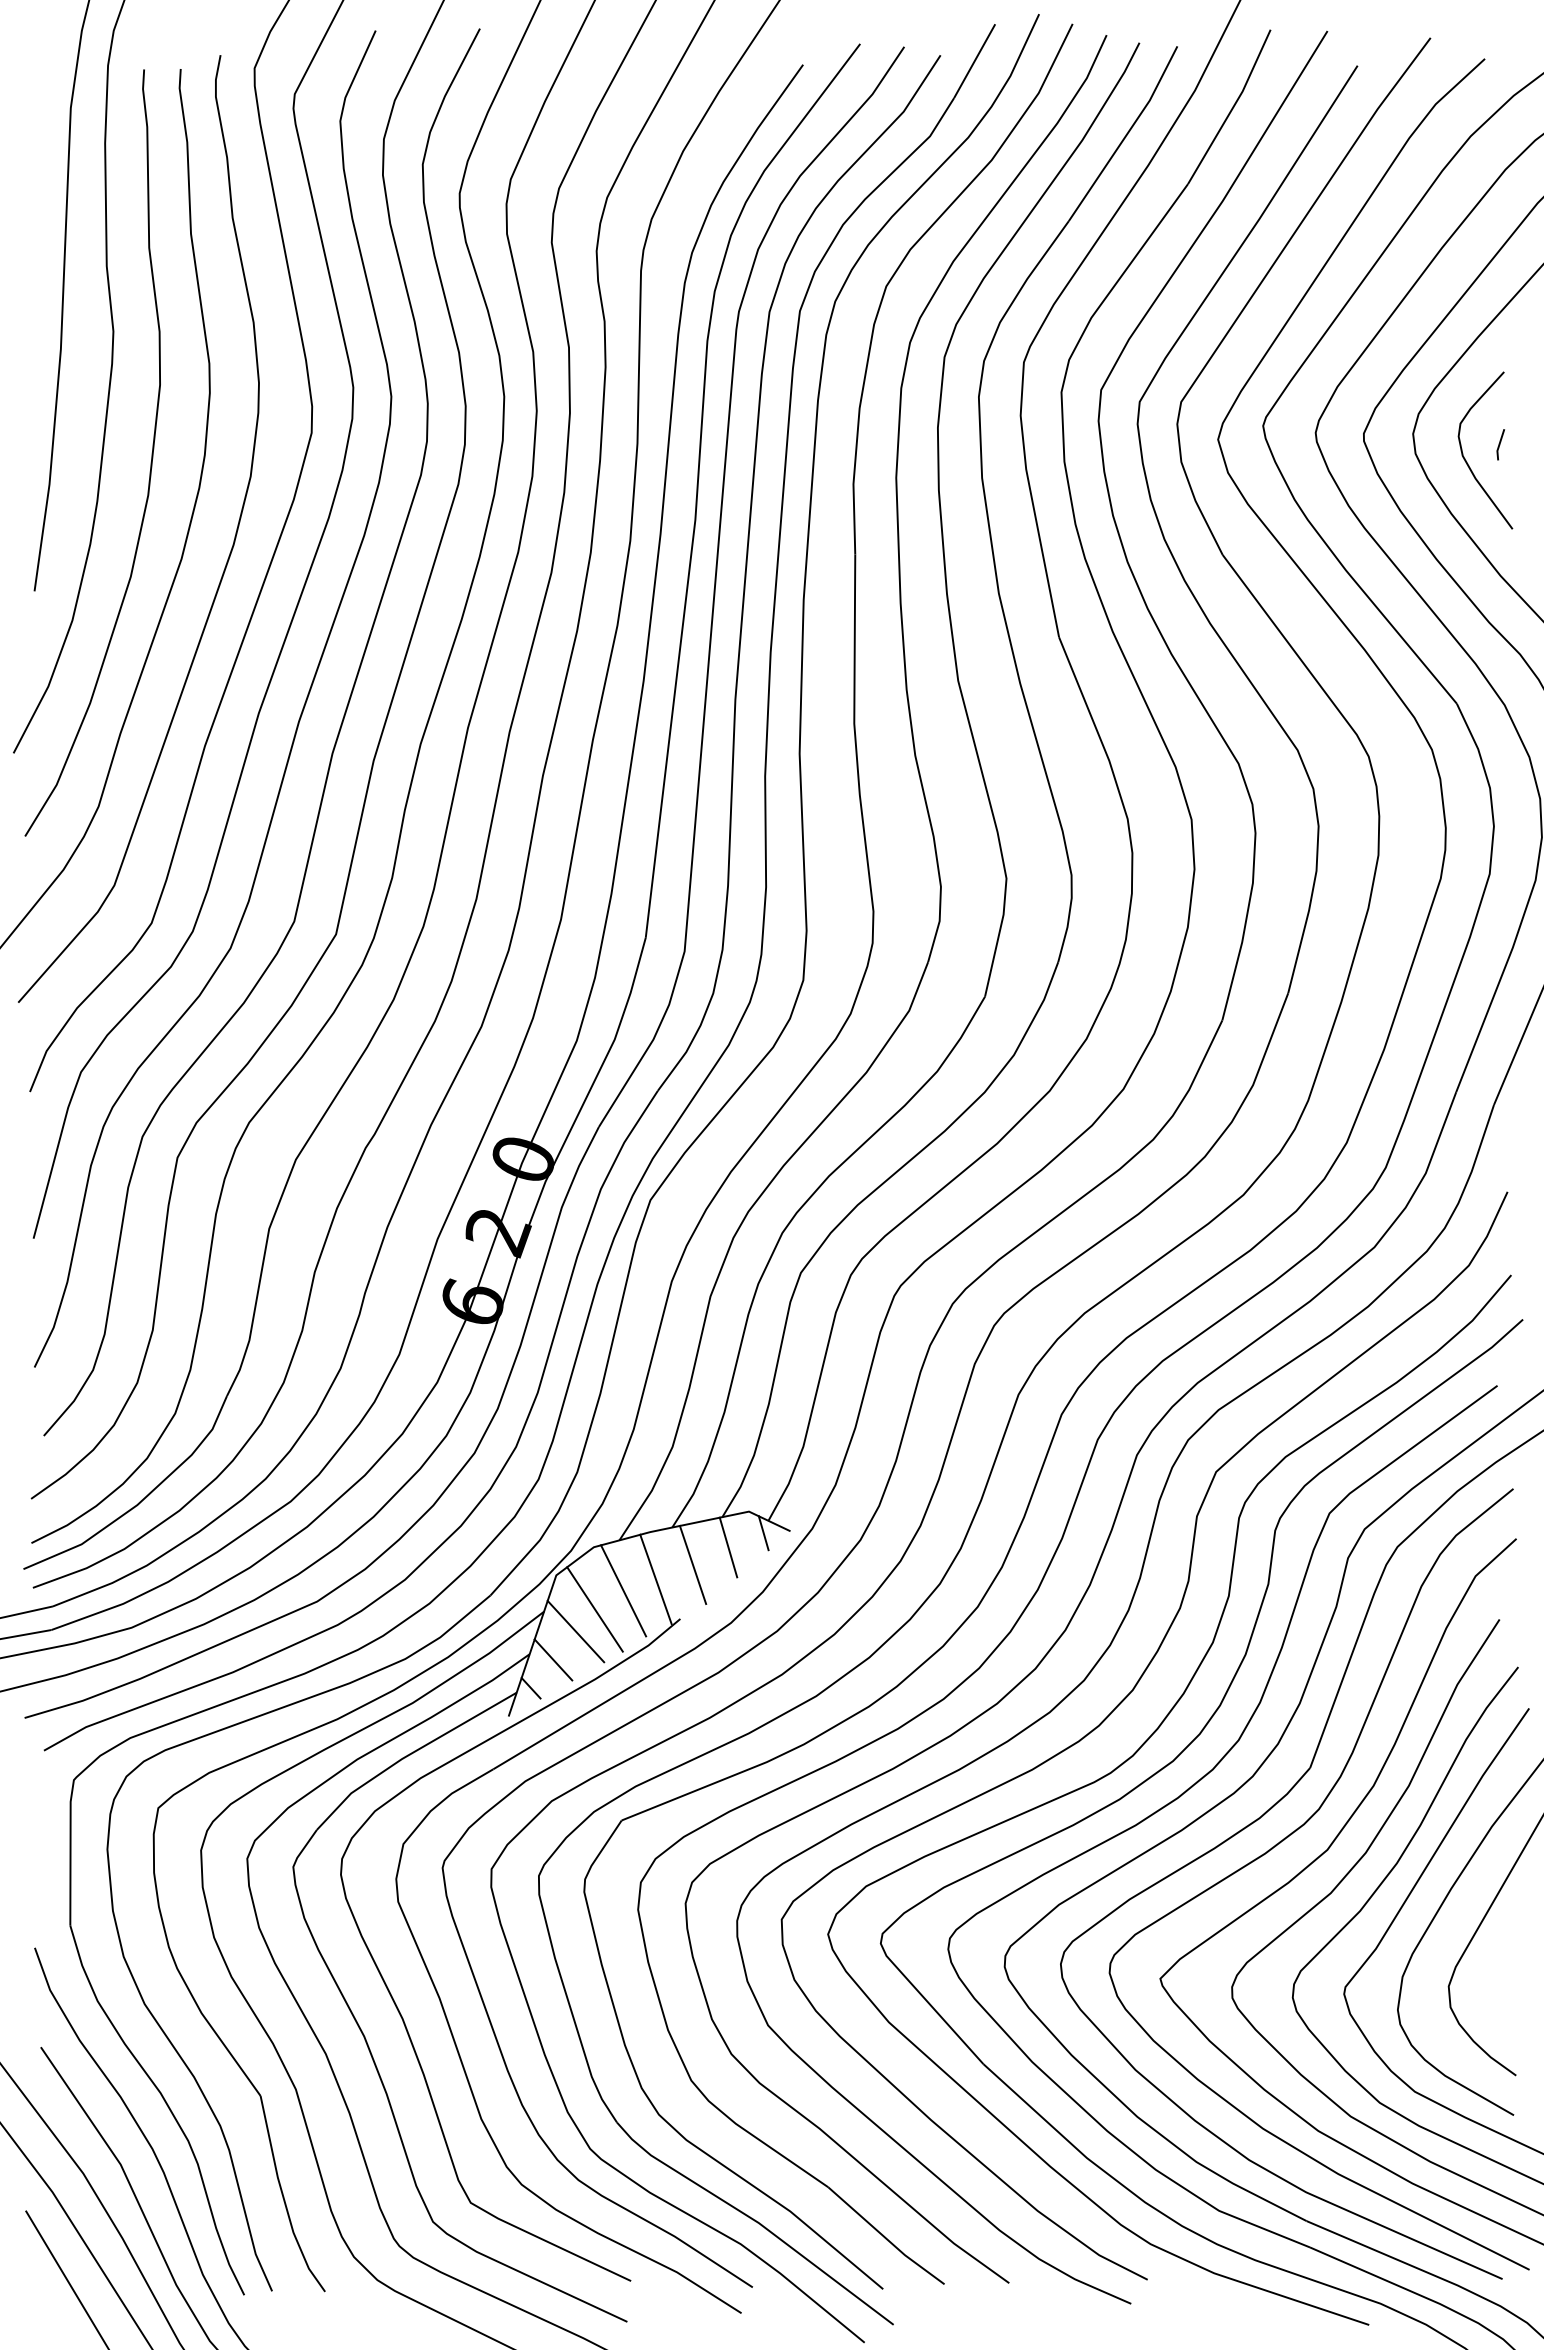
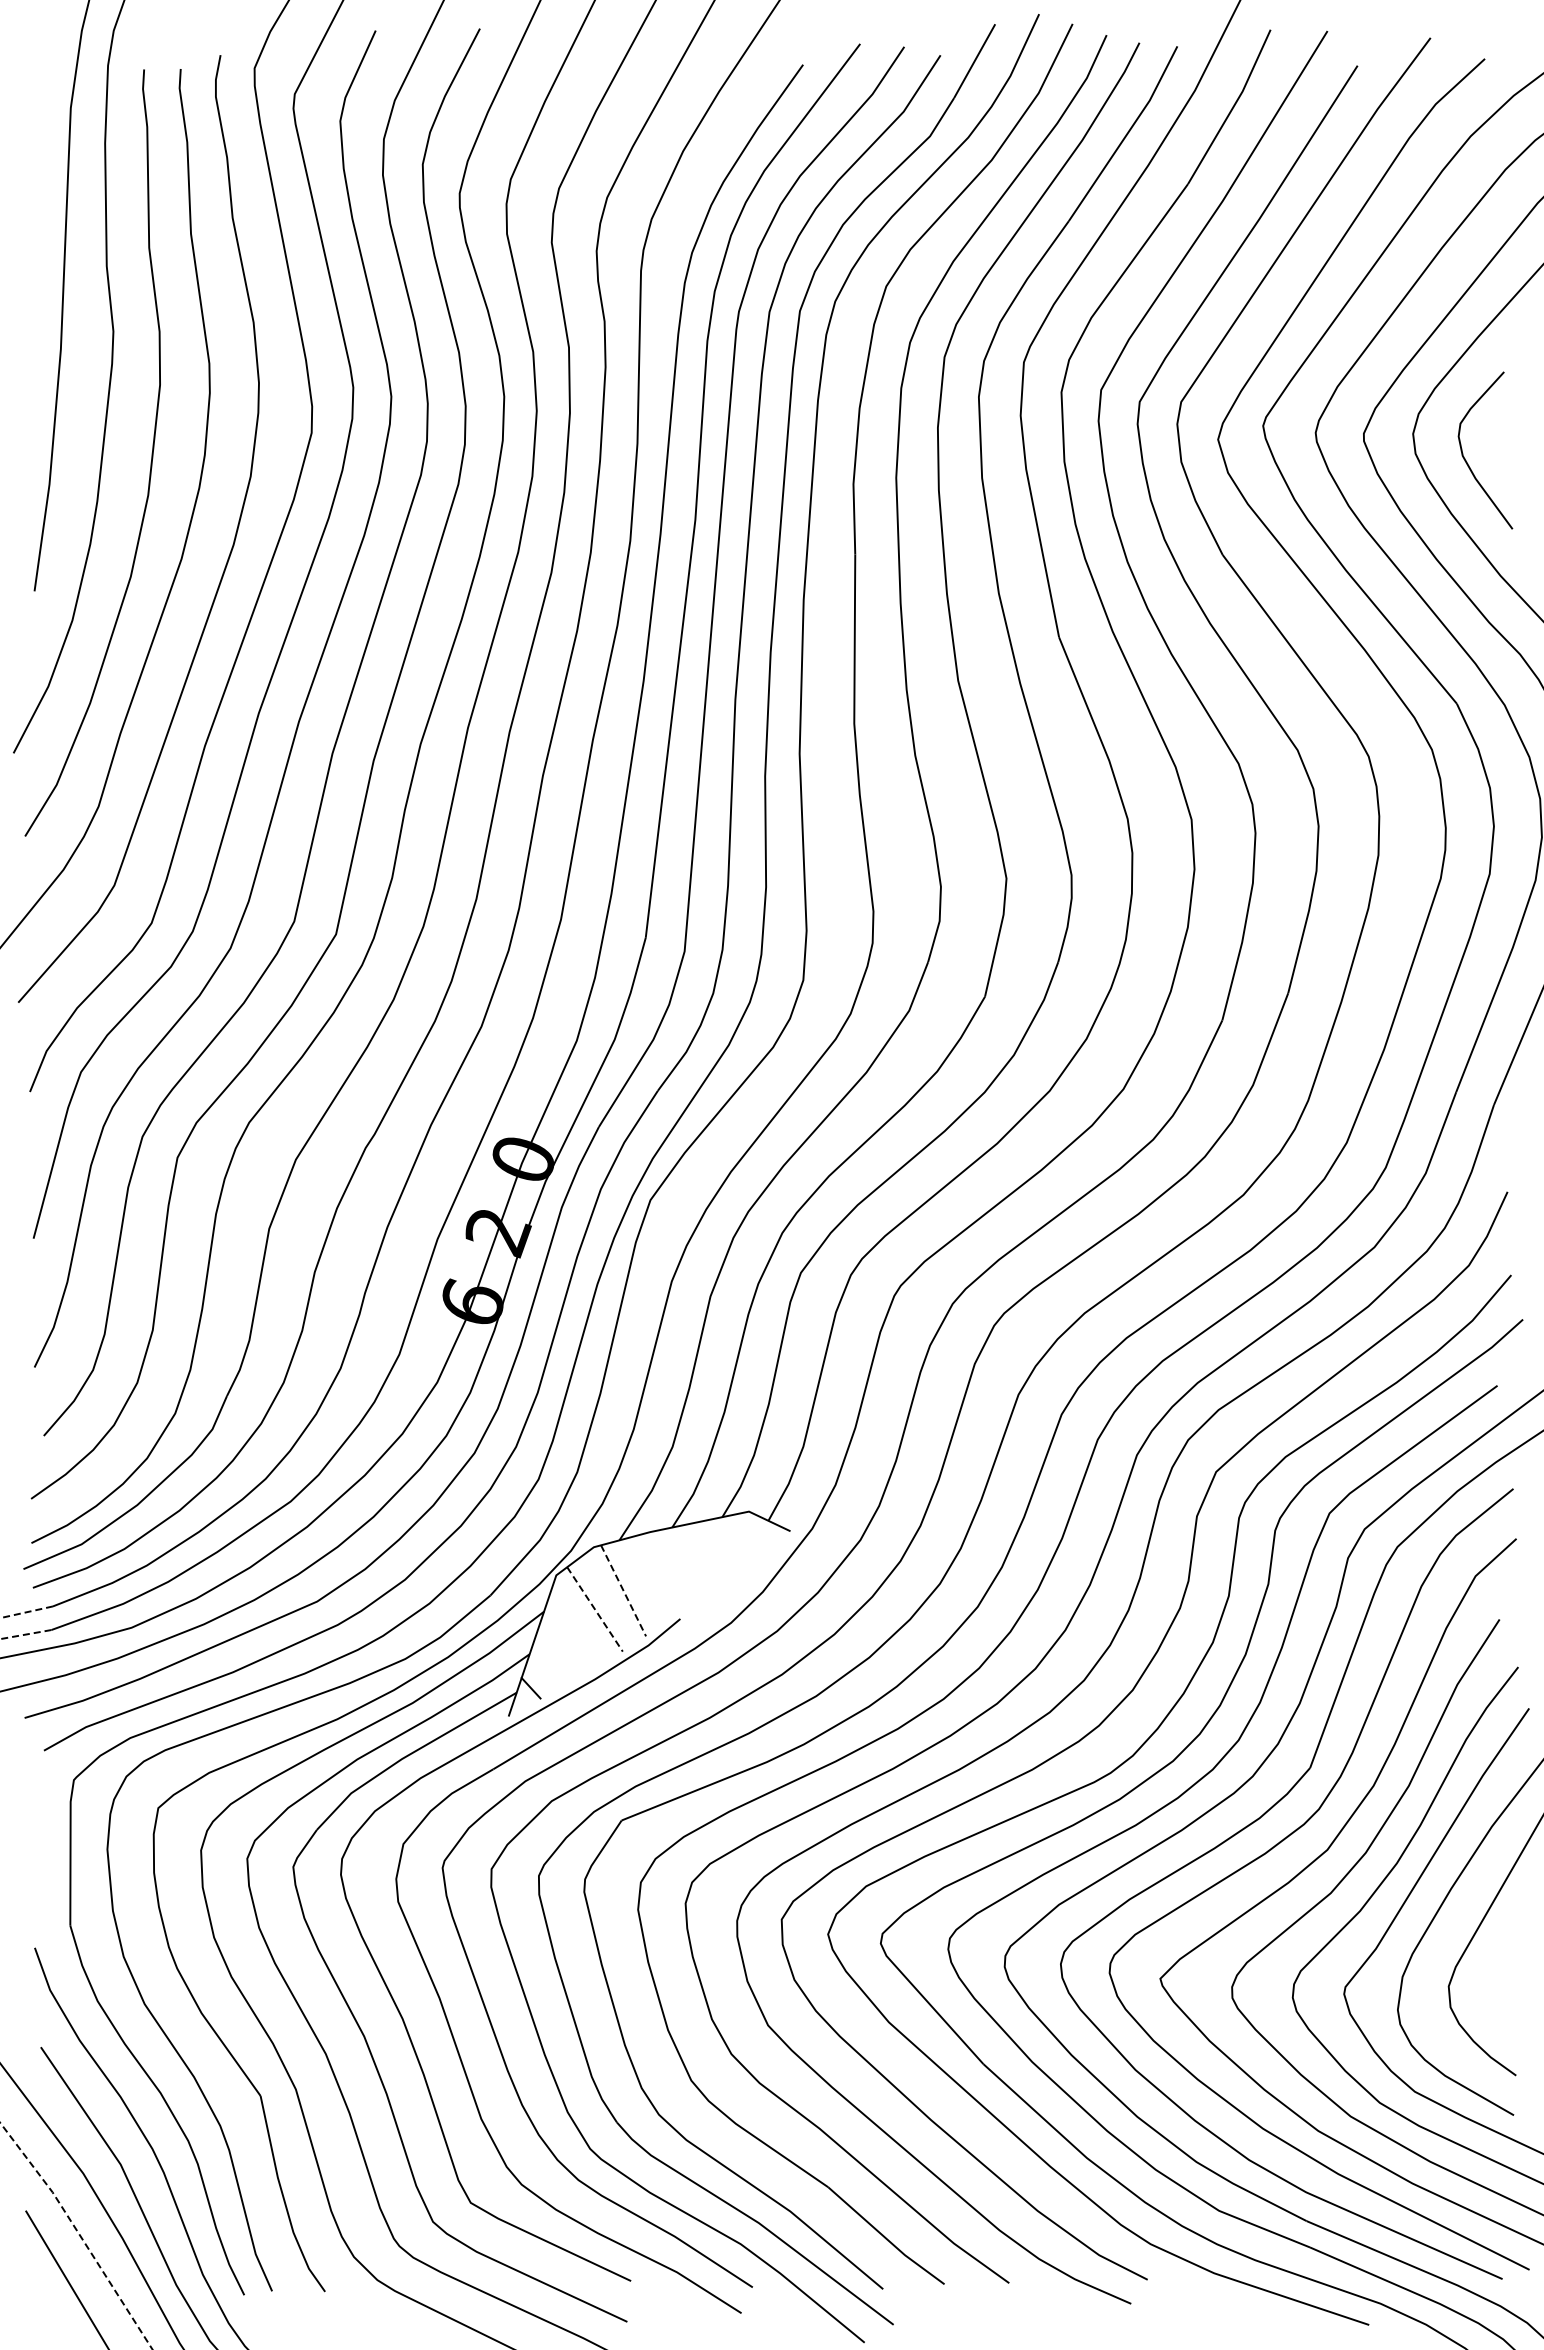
line: present -> none (1500, 444)
line: present -> none (763, 1533)
line: present -> none (728, 1547)
line: present -> none (692, 1564)
line: present -> none (655, 1579)
line: solid -> dashed (623, 1590)
line: solid -> dashed (595, 1609)
line: solid -> dashed (26, 1612)
line: present -> none (575, 1631)
line: solid -> dashed (26, 1634)
line: present -> none (553, 1659)
line: solid -> dashed (78, 2233)
